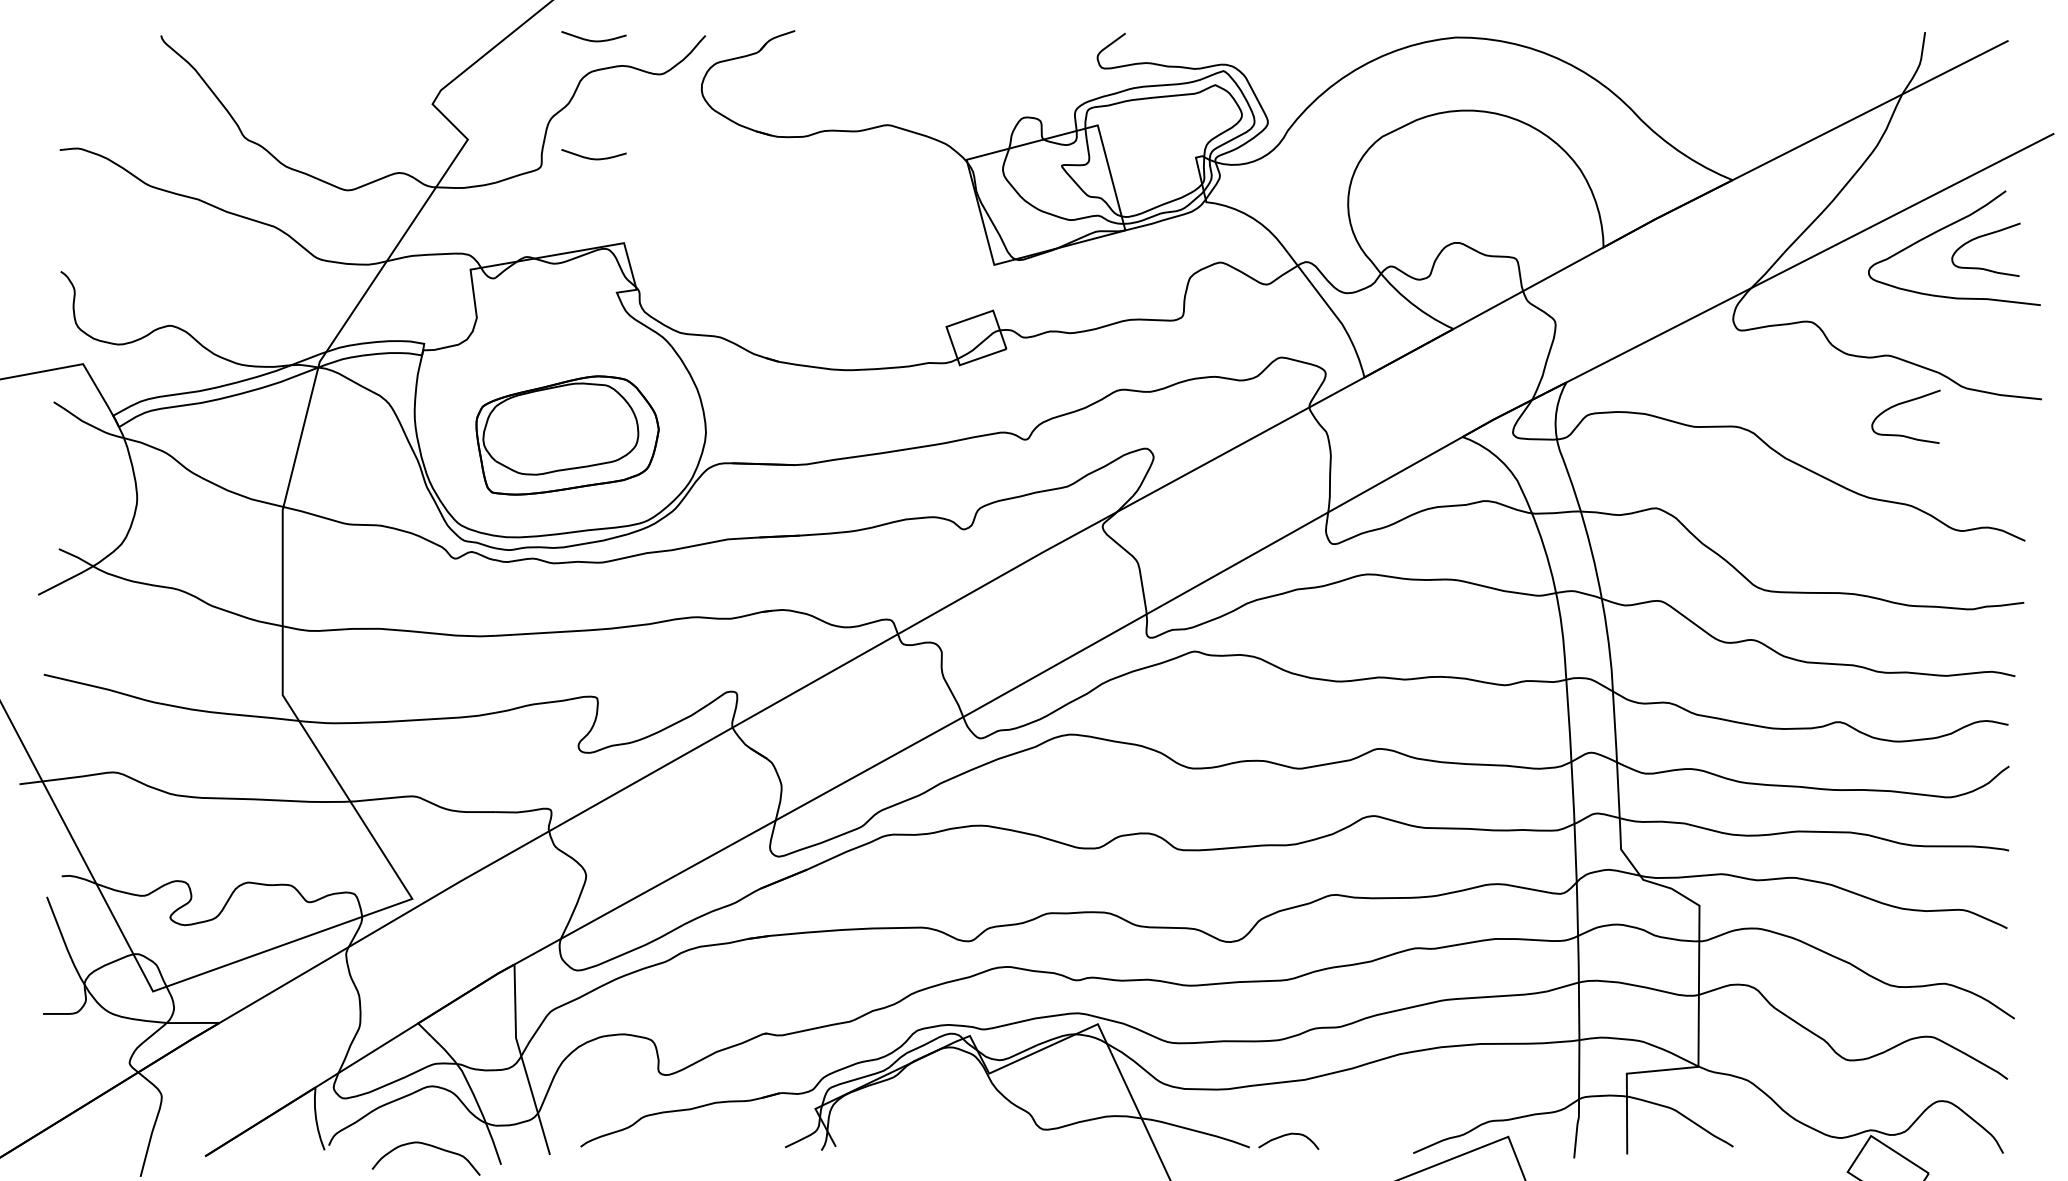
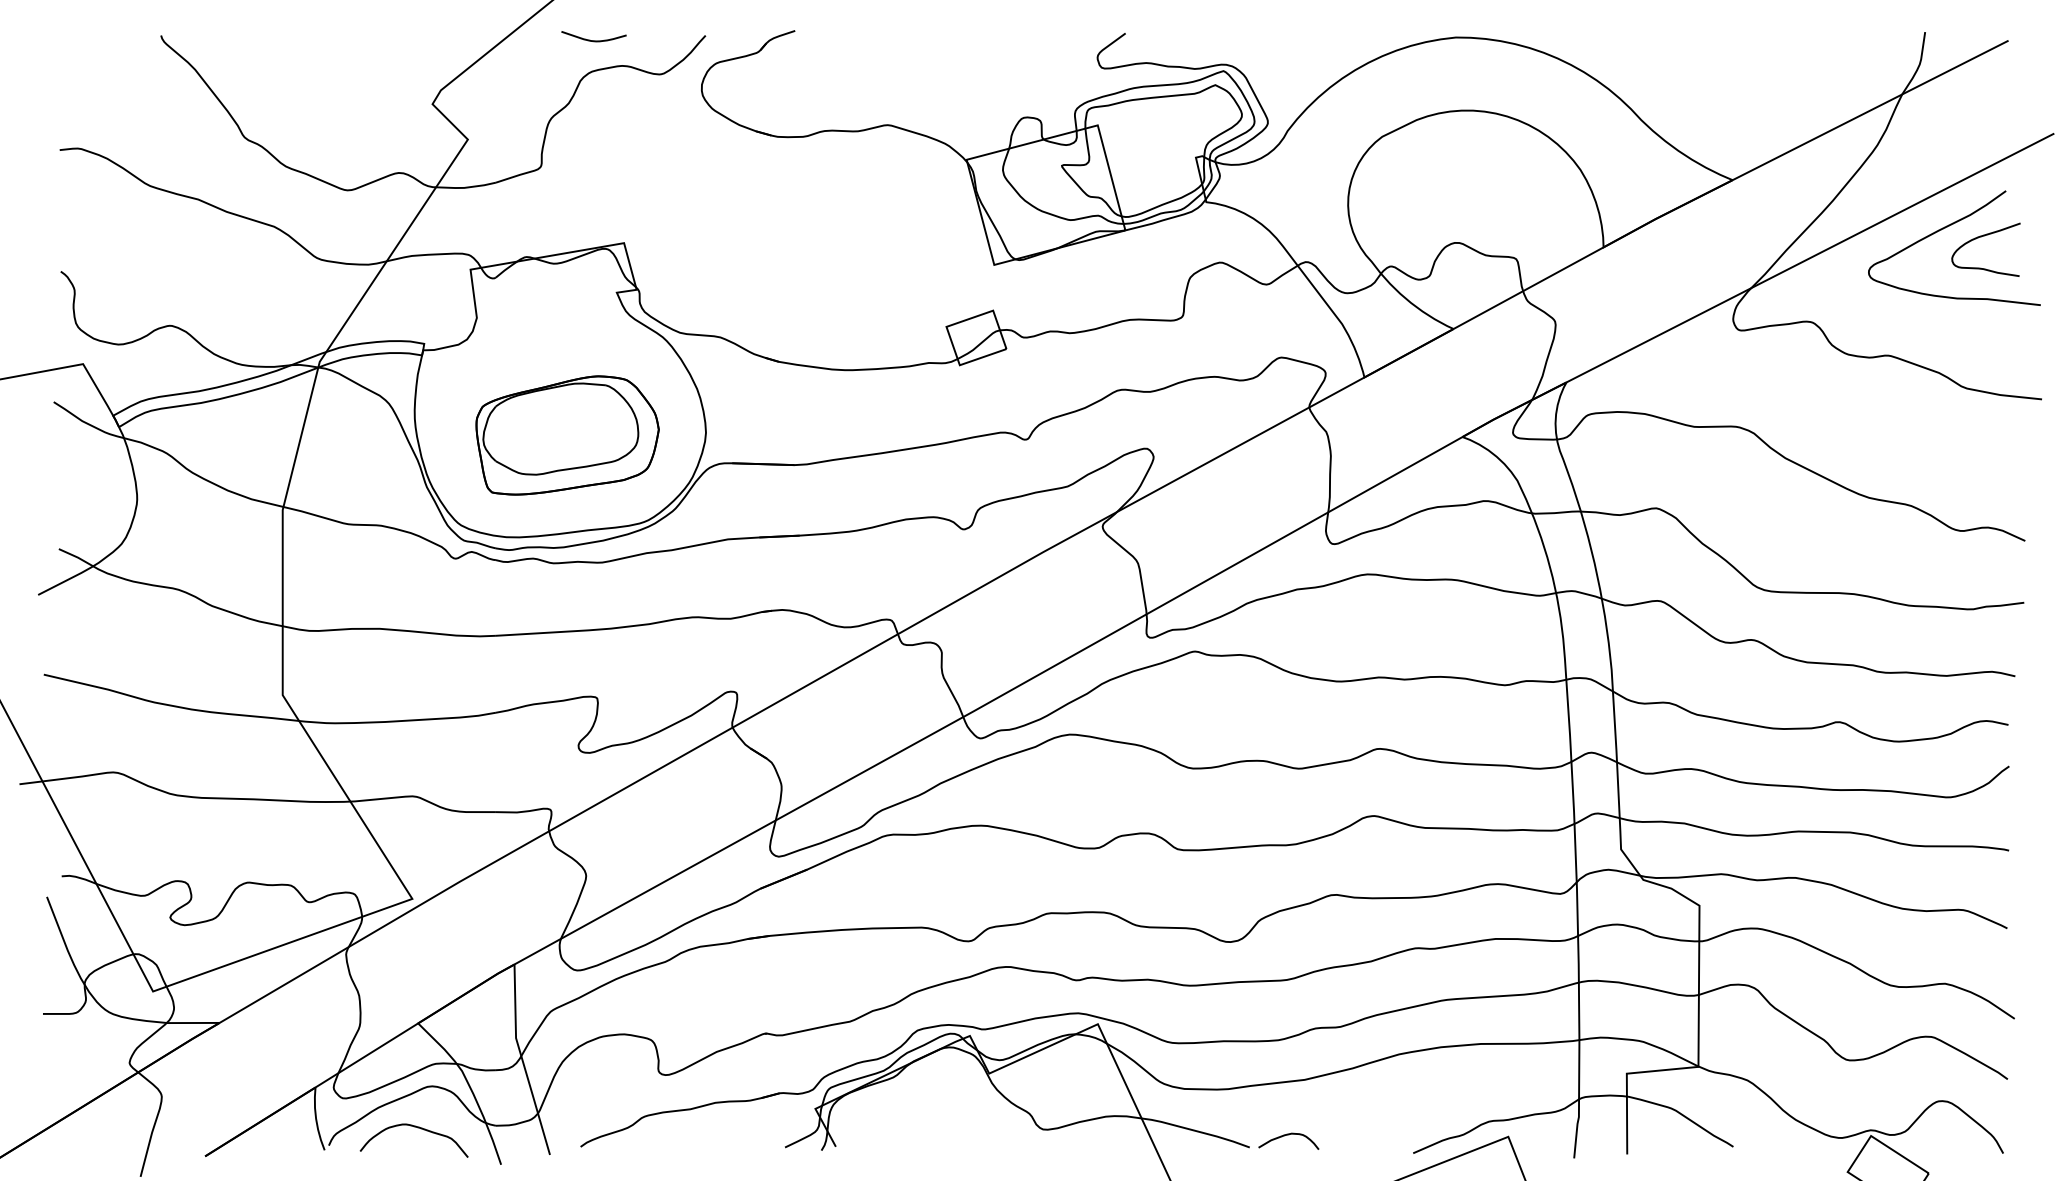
curve: present -> none (593, 158)
curve: present -> none (1901, 404)
curve position: (429, 1146) -> (417, 1128) (417, 1128)
